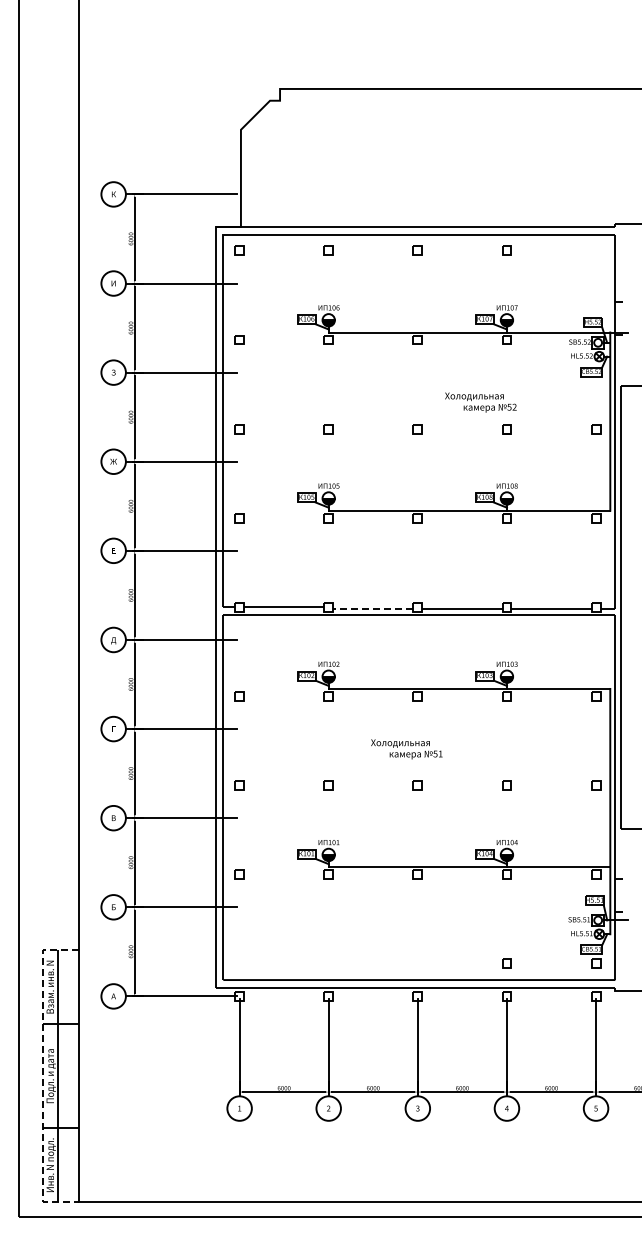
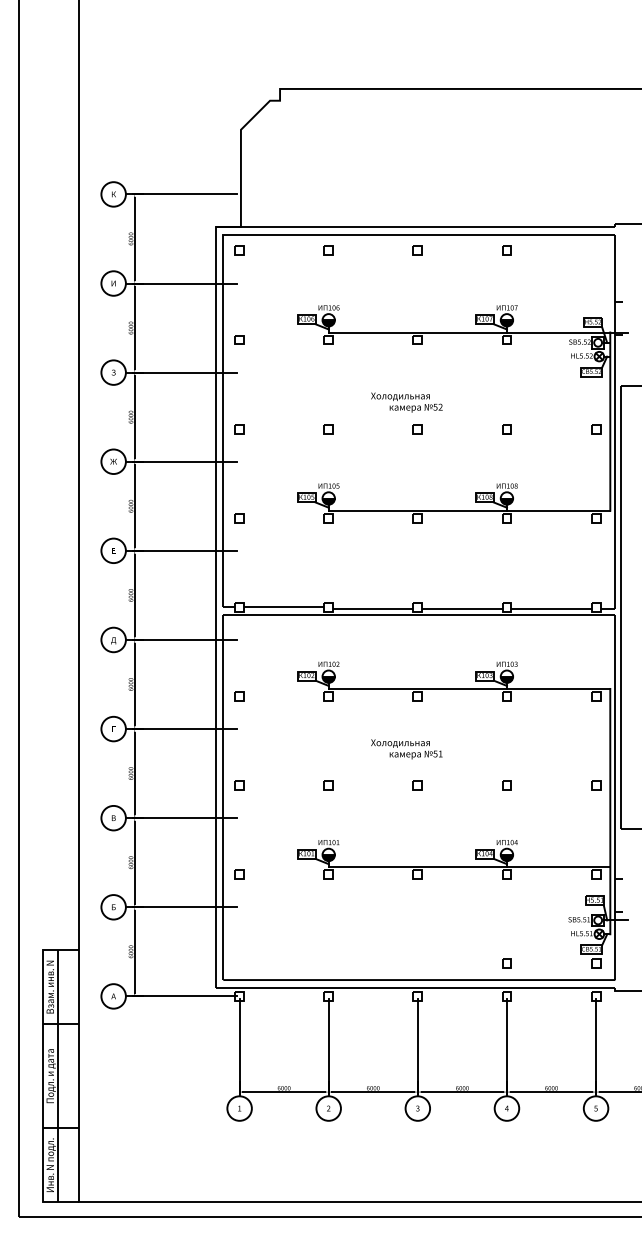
text position: (480, 402) -> (406, 402) (406, 402)
line: dashed -> solid (372, 608)
line: dashed -> solid (42, 1076)
